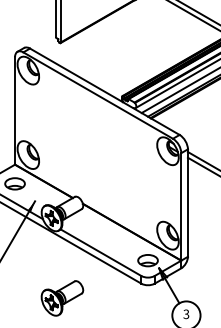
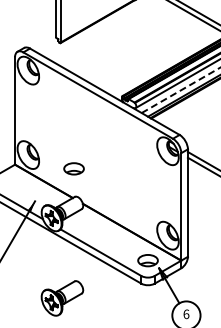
line: solid -> dashed (181, 90)
part position: (14, 183) -> (73, 168) (73, 168)
text: 3 -> 6 (186, 314)
